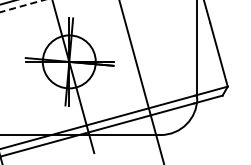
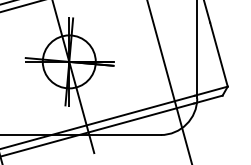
line: dashed -> solid (22, 6)
line position: (141, 81) -> (169, 81) (169, 81)
